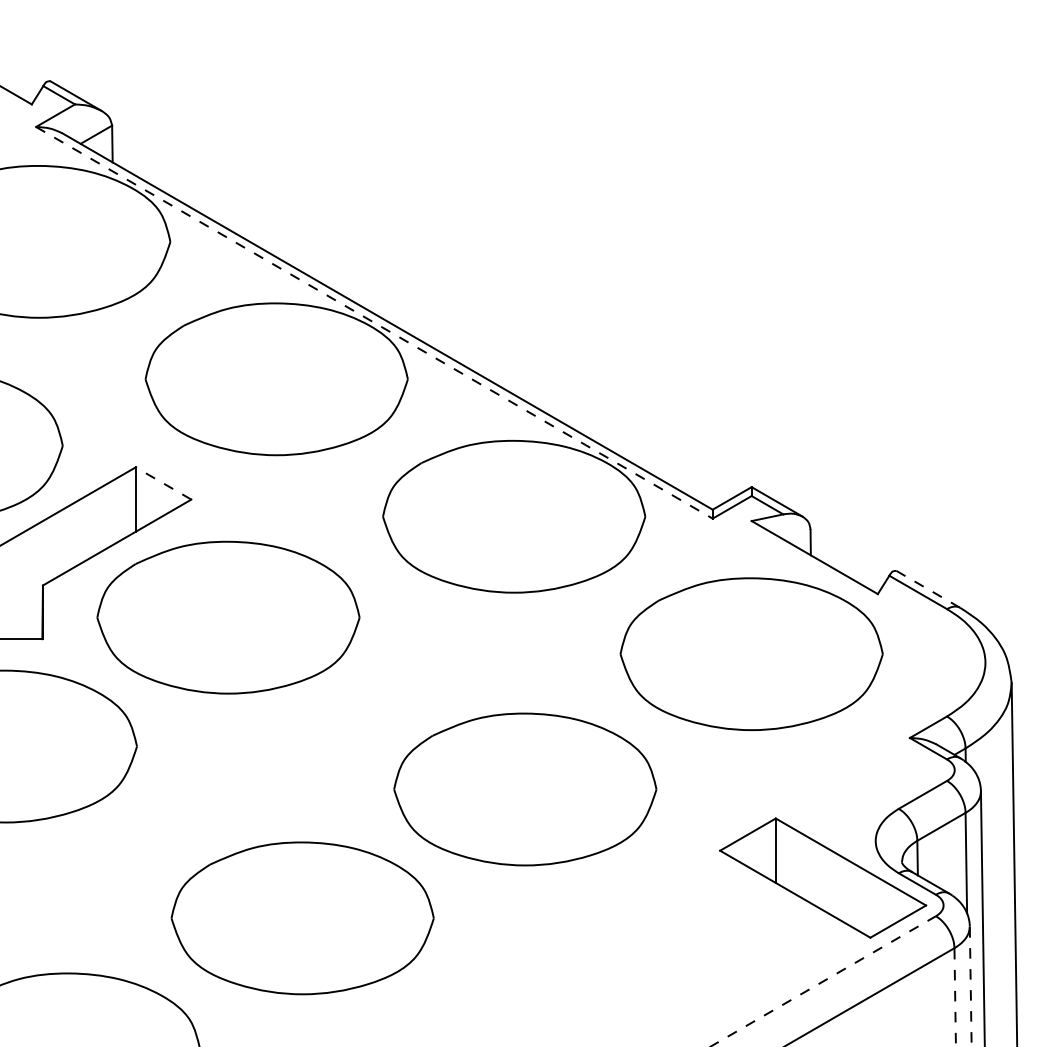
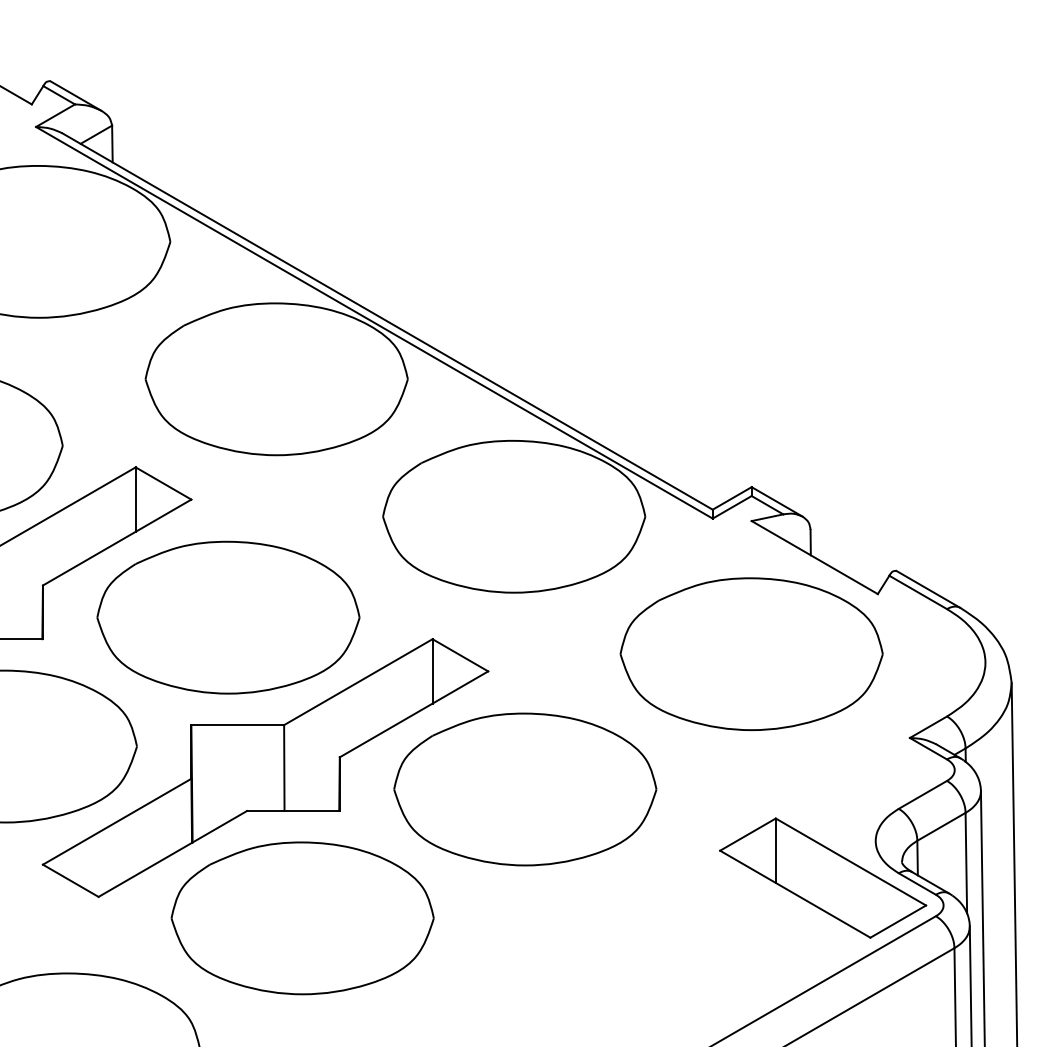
line: dashed -> solid (374, 322)
line: dashed -> solid (163, 483)
line: dashed -> solid (928, 589)
part: none -> present (265, 767)
line: dashed -> solid (823, 981)
line: dashed -> solid (970, 986)
line: dashed -> solid (955, 997)
